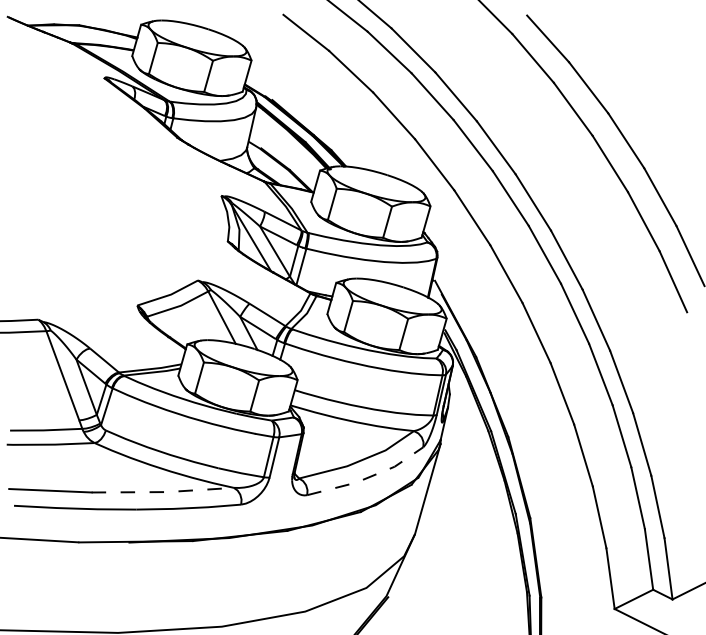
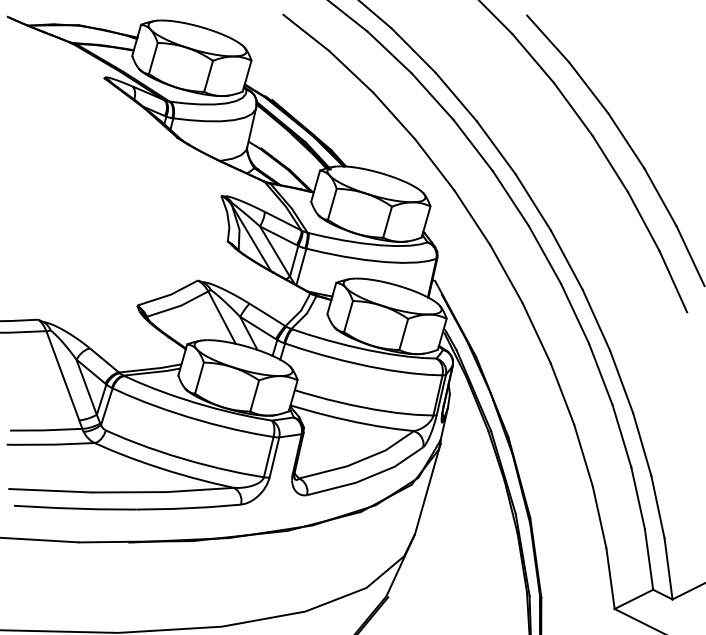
line: dashed -> solid (368, 477)
line: dashed -> solid (163, 492)
